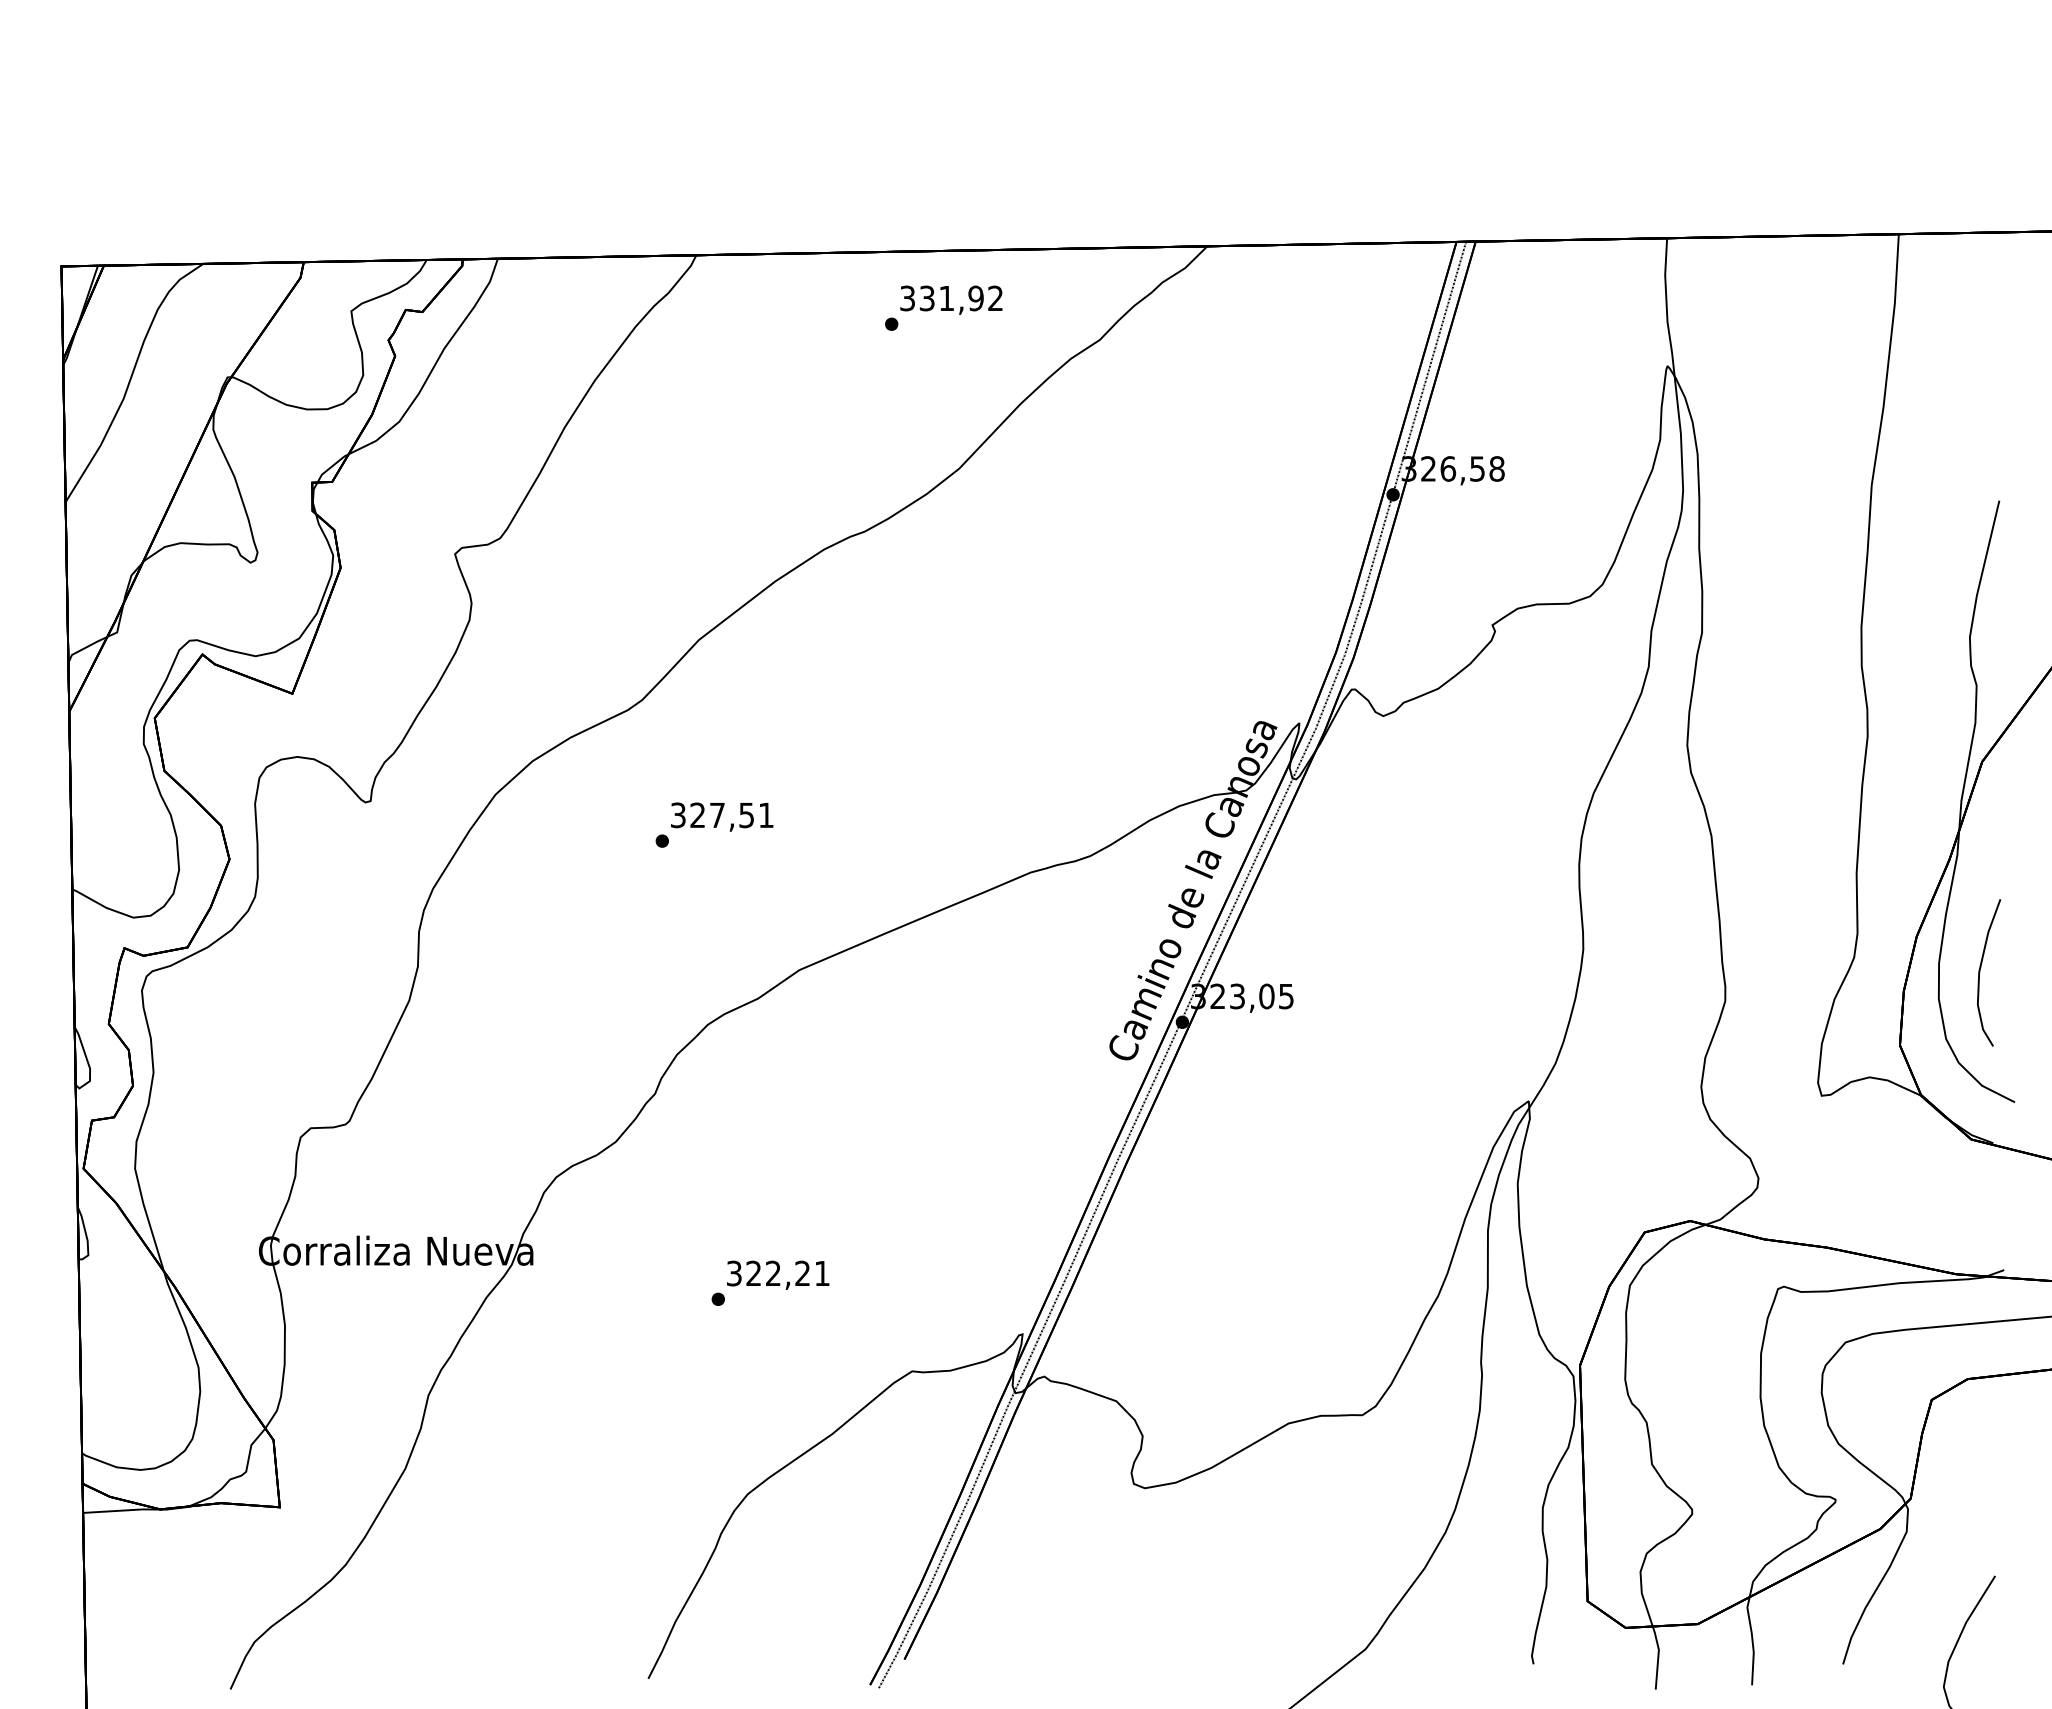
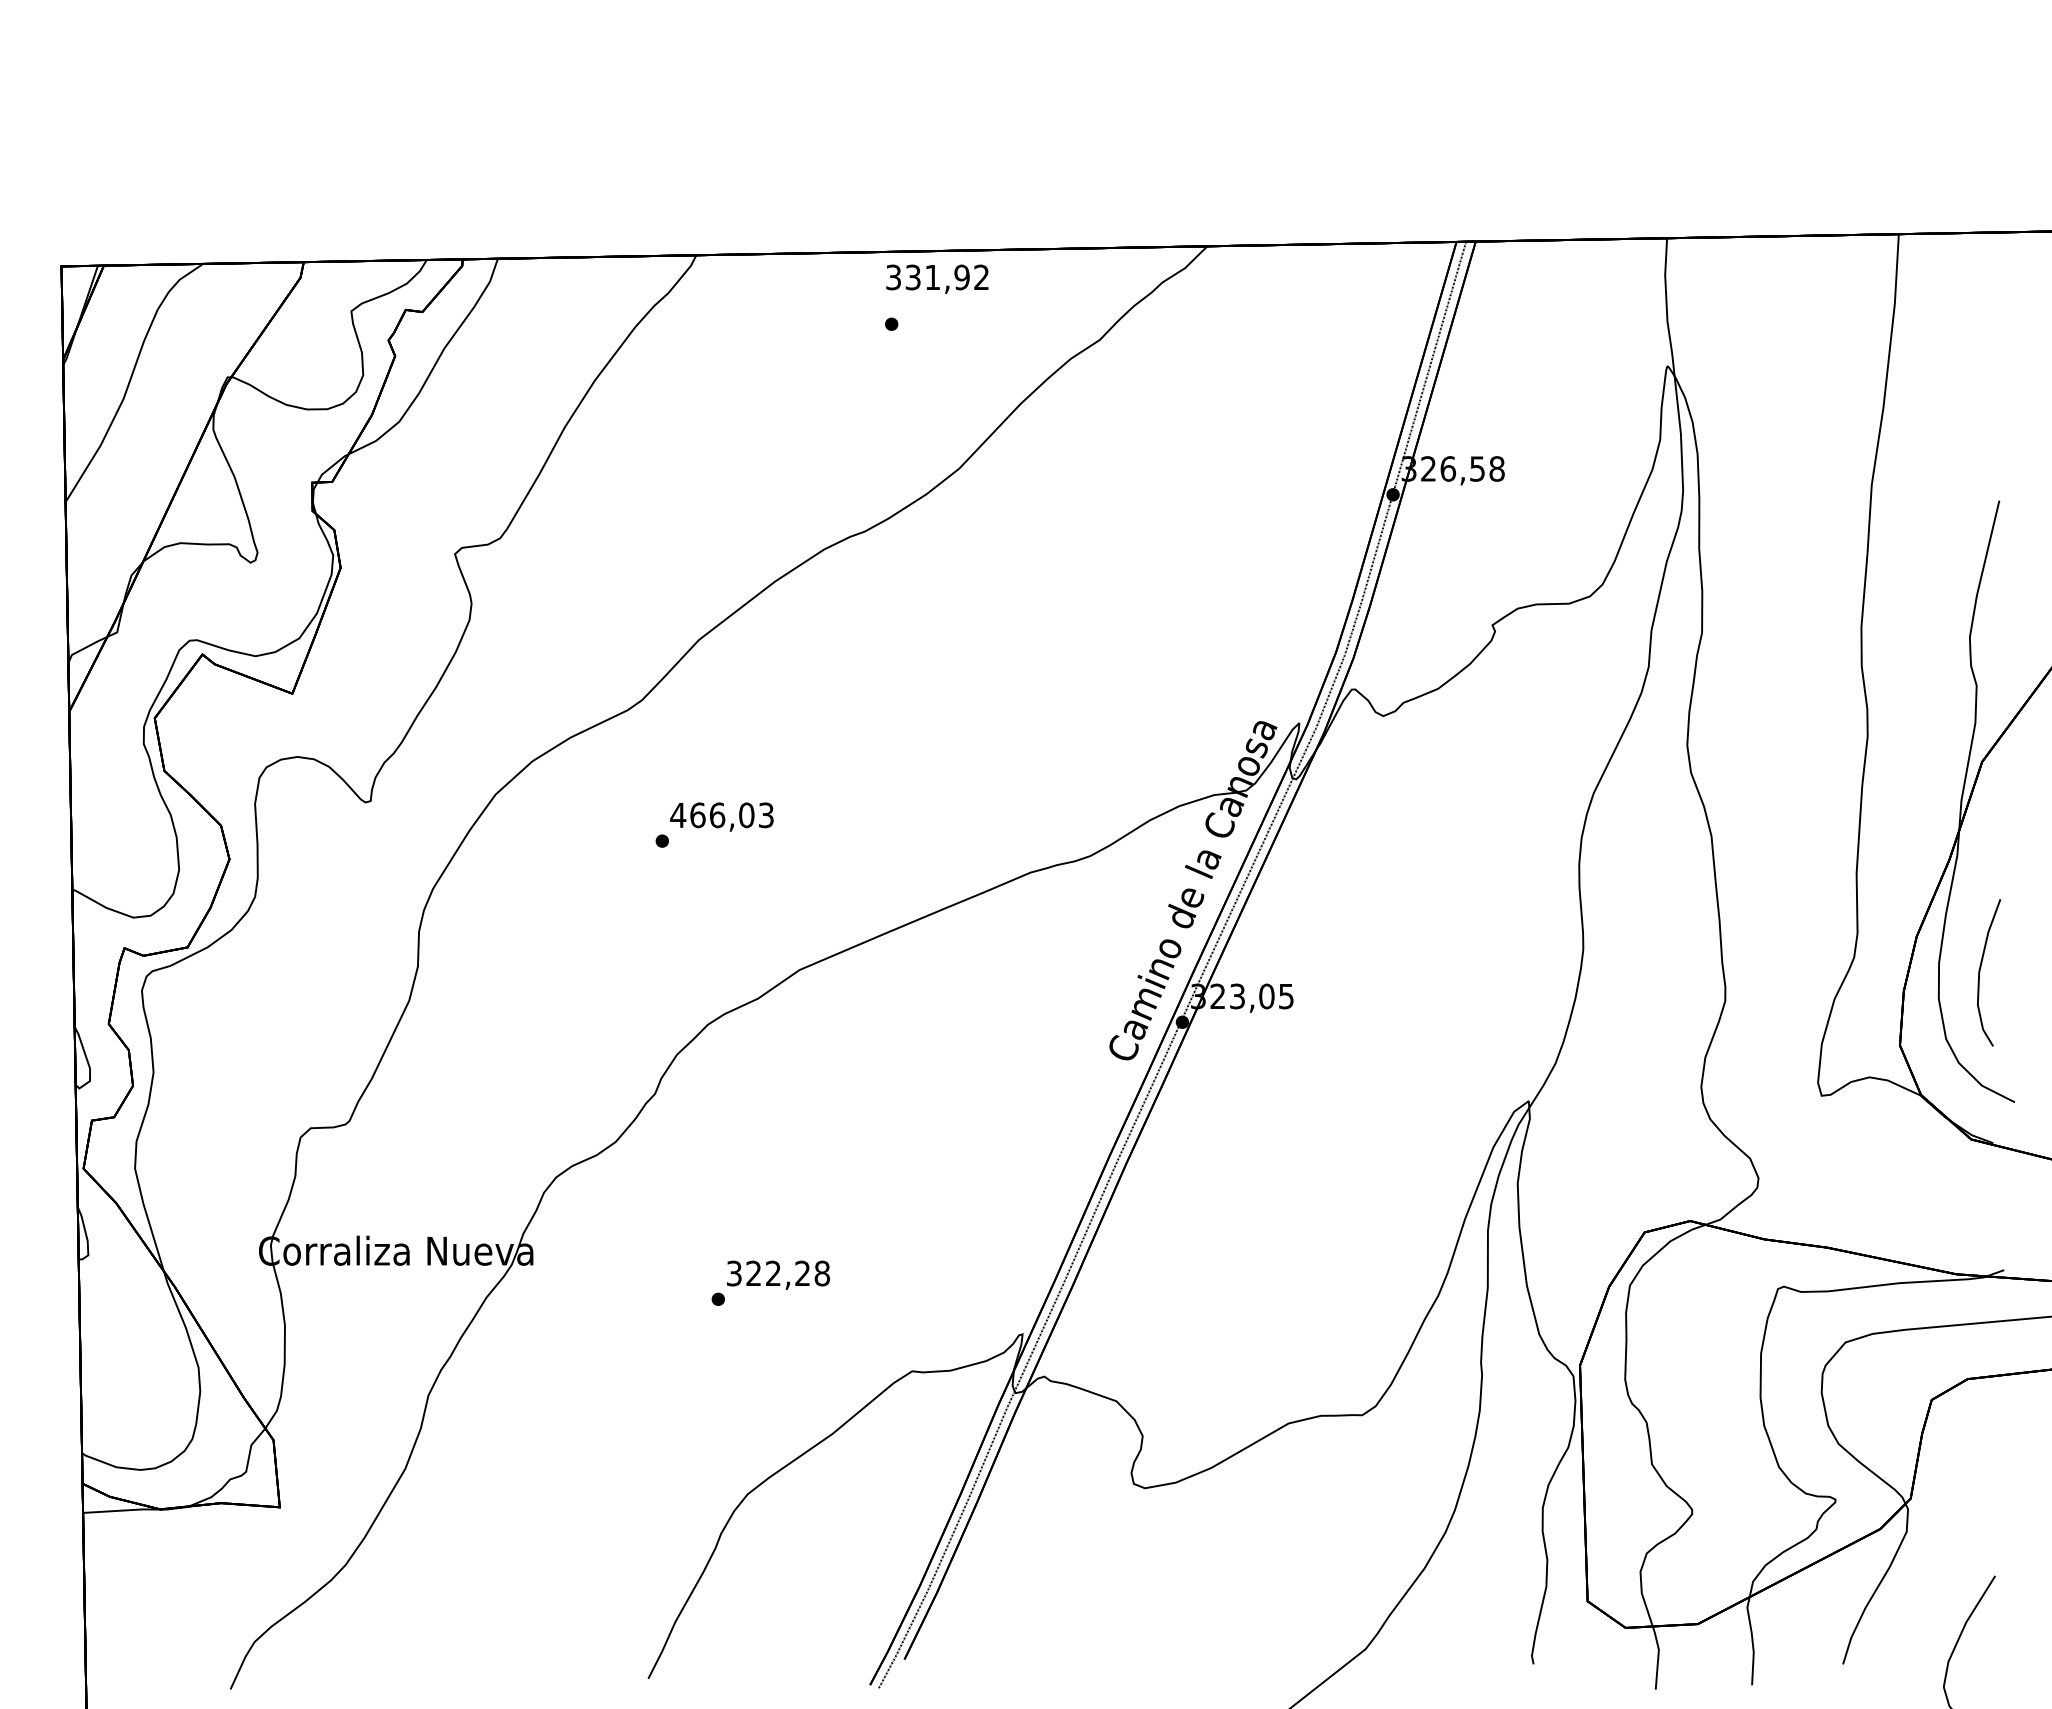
text position: (951, 299) -> (937, 278) (937, 278)
text: 327,51 -> 466,03 (721, 815)
text: 322,21 -> 322,28 (821, 1273)
